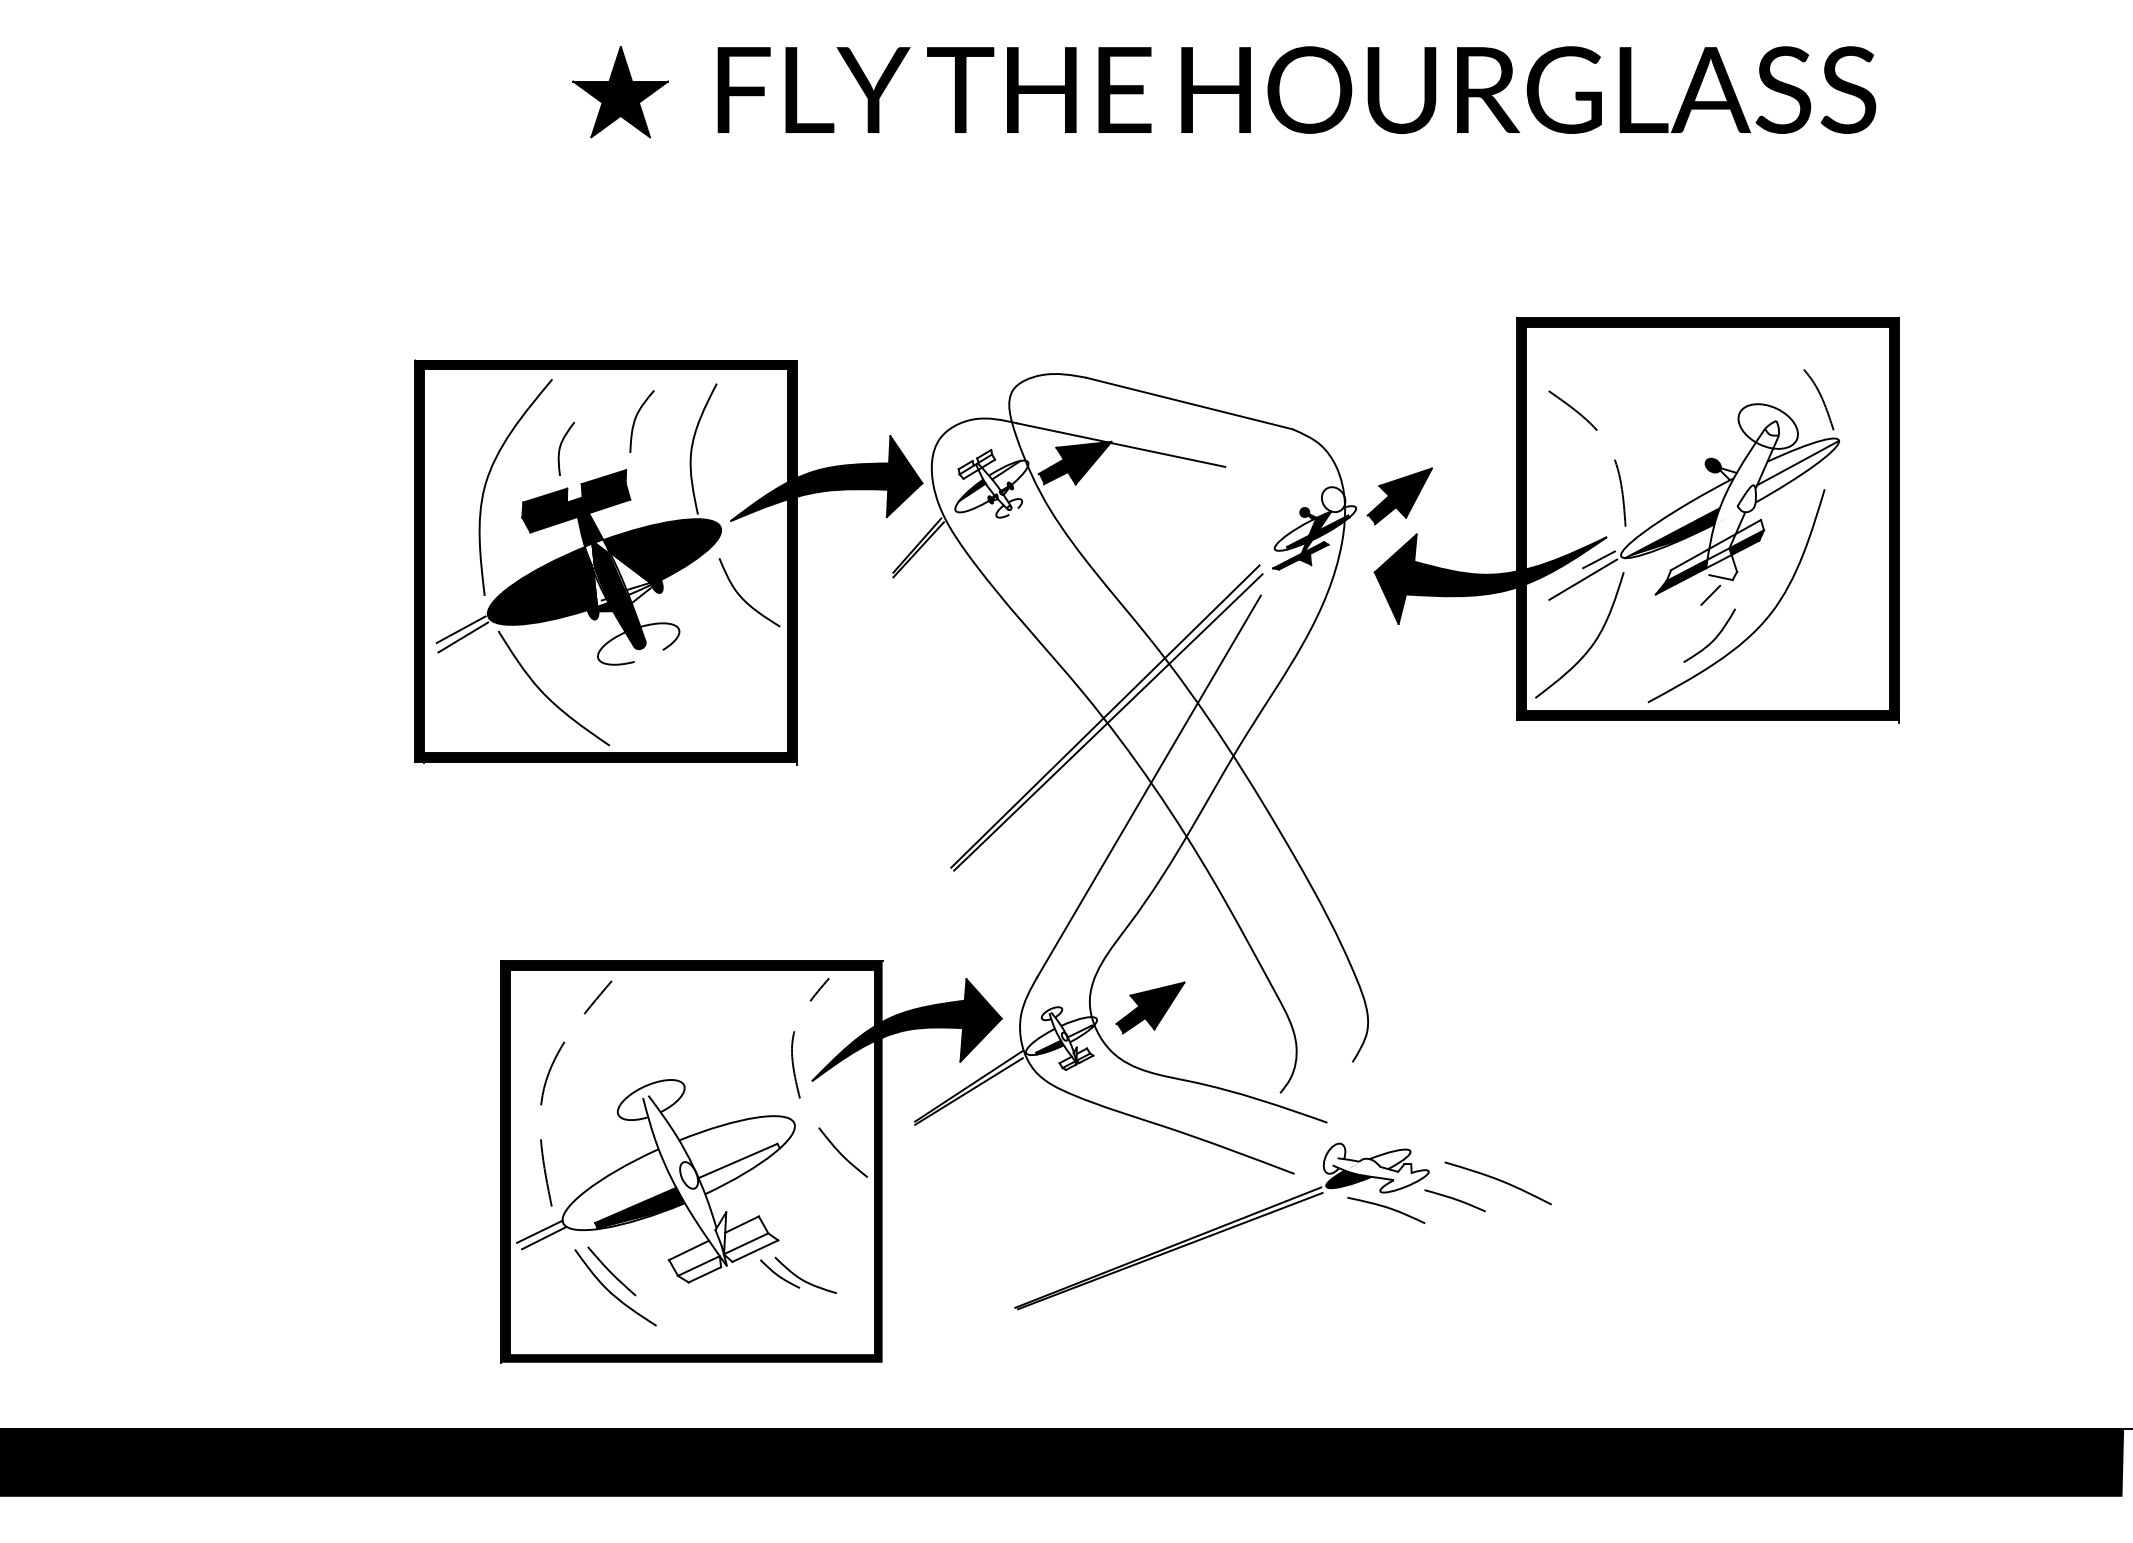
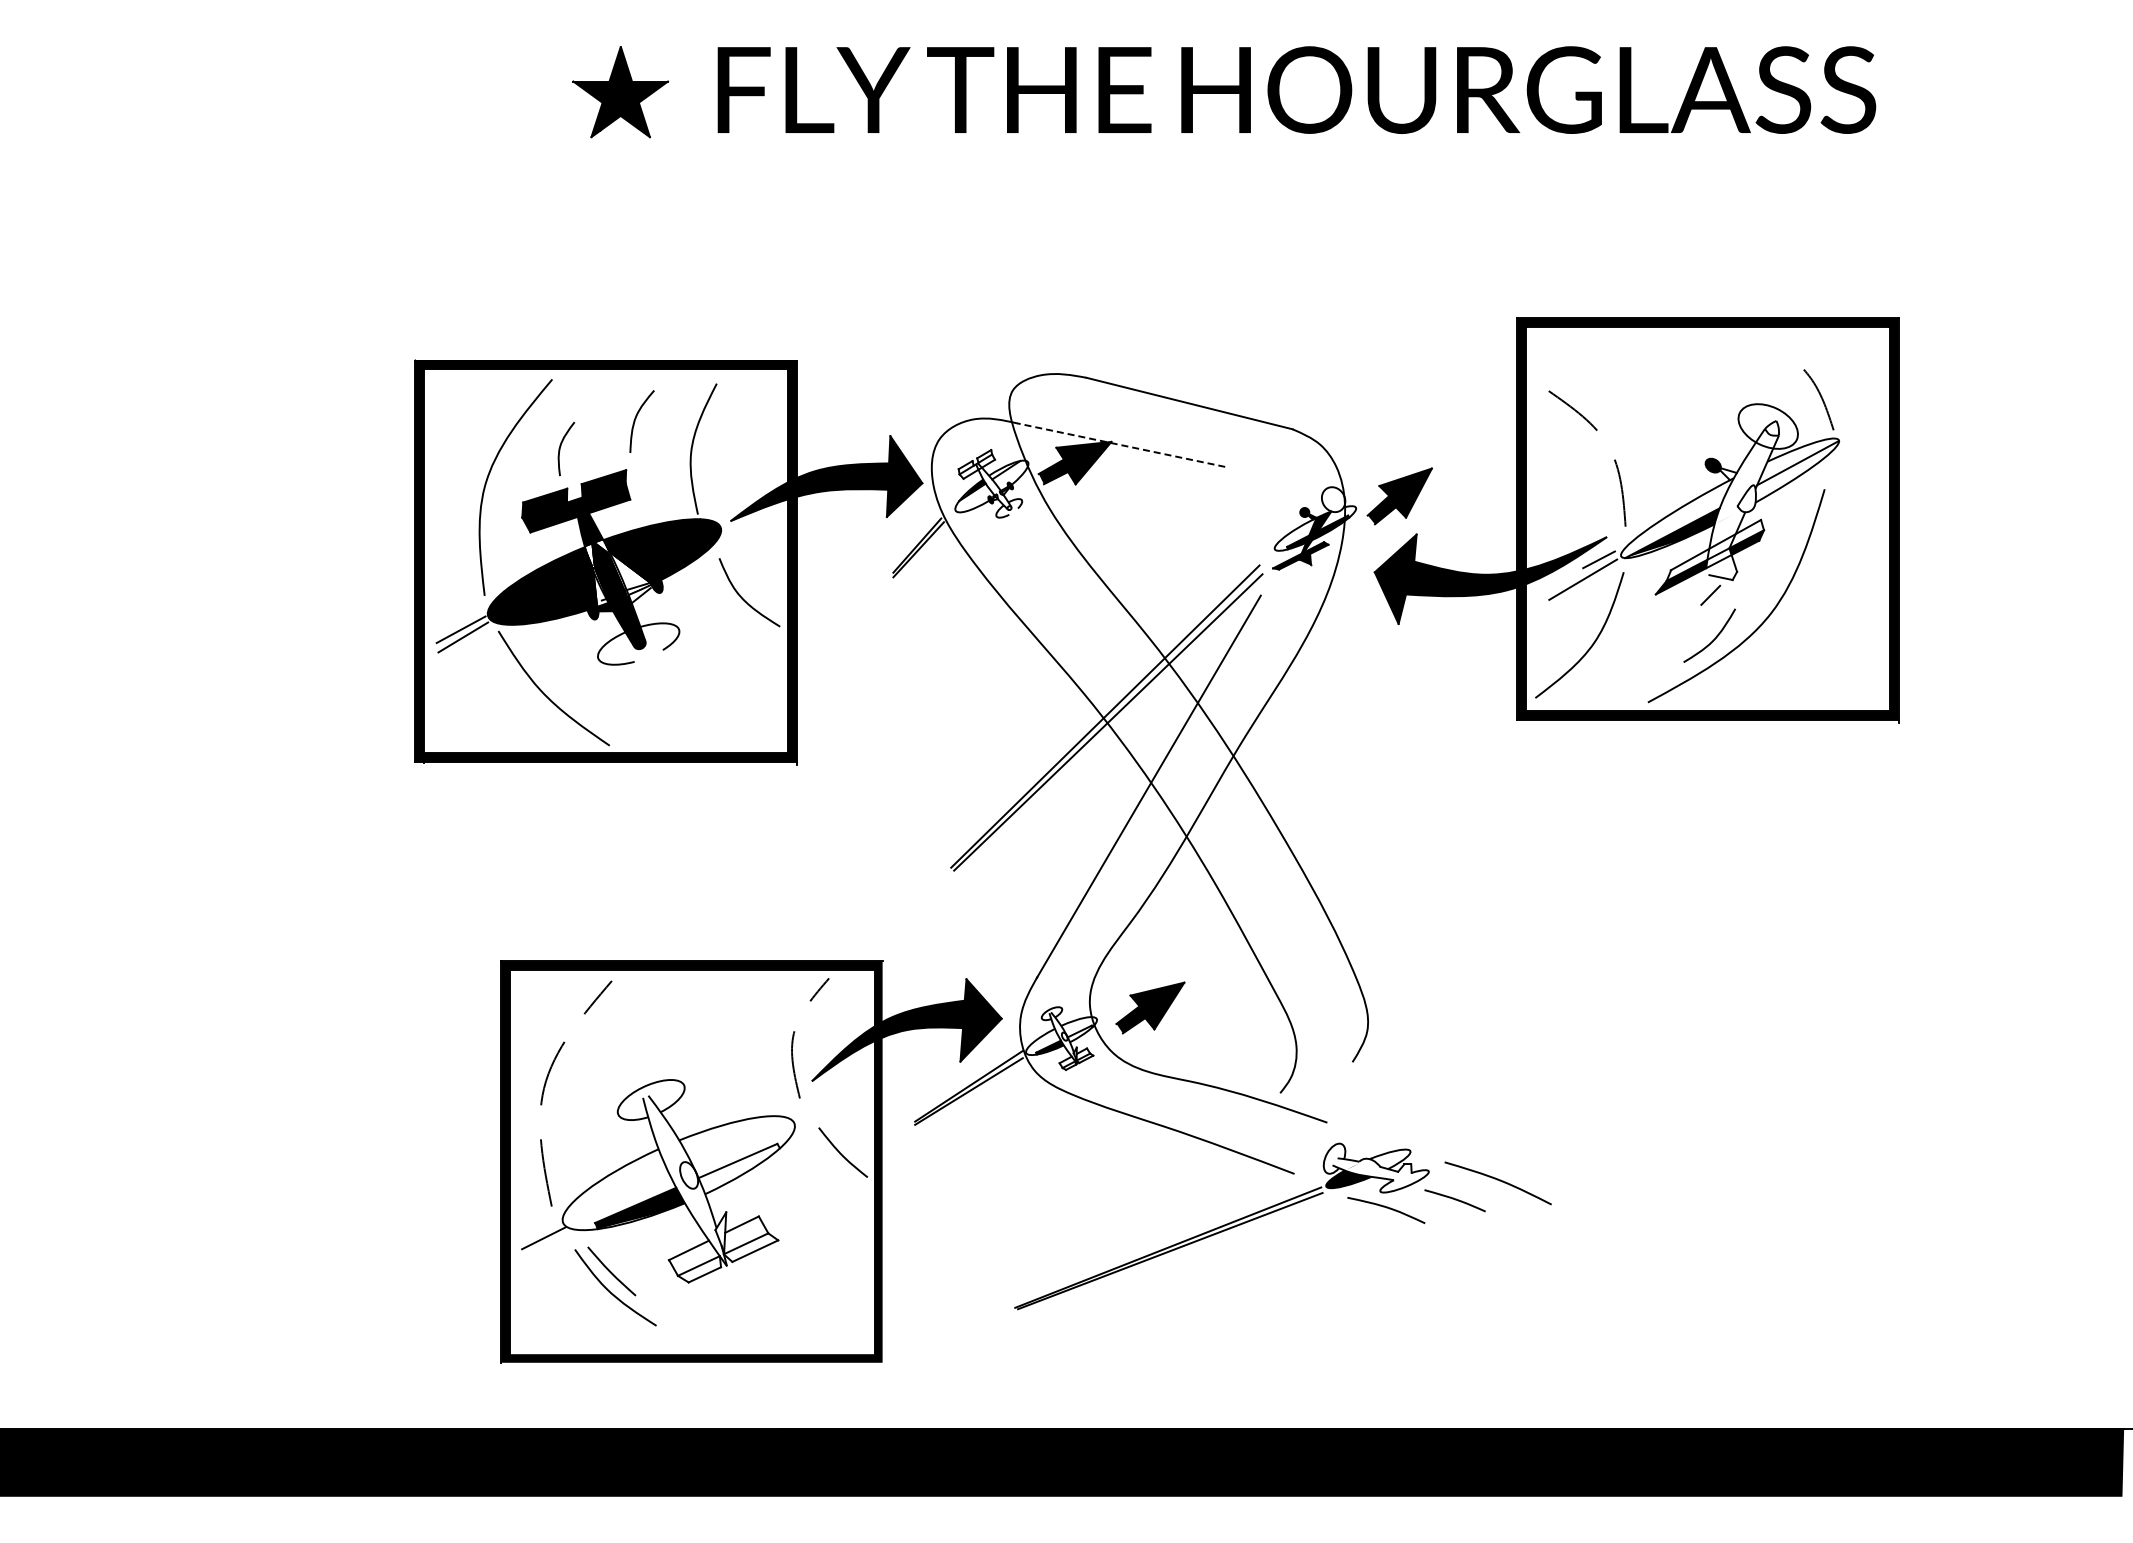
line: solid -> dashed (1120, 445)
line: present -> none (539, 1231)
part: present -> none (798, 1274)
